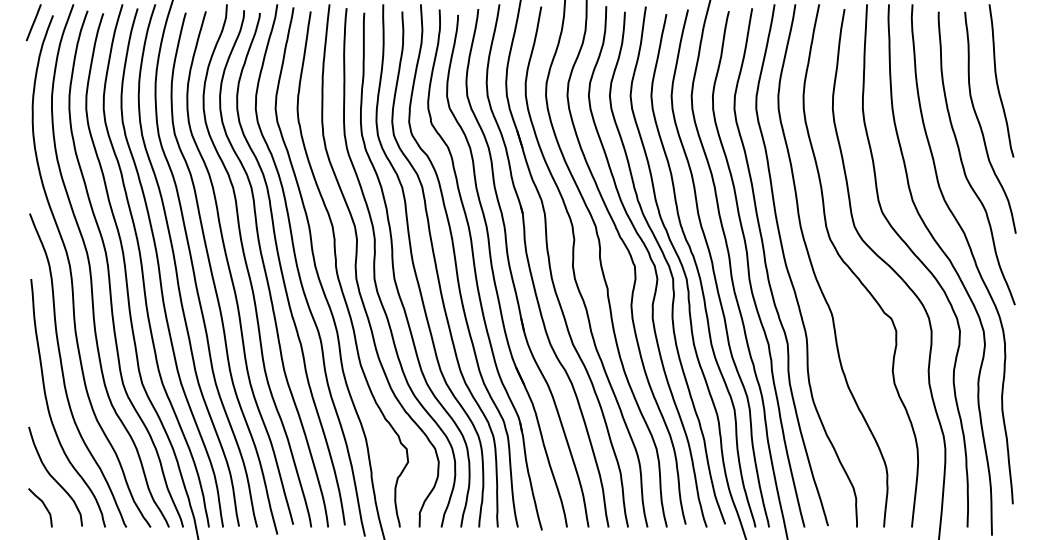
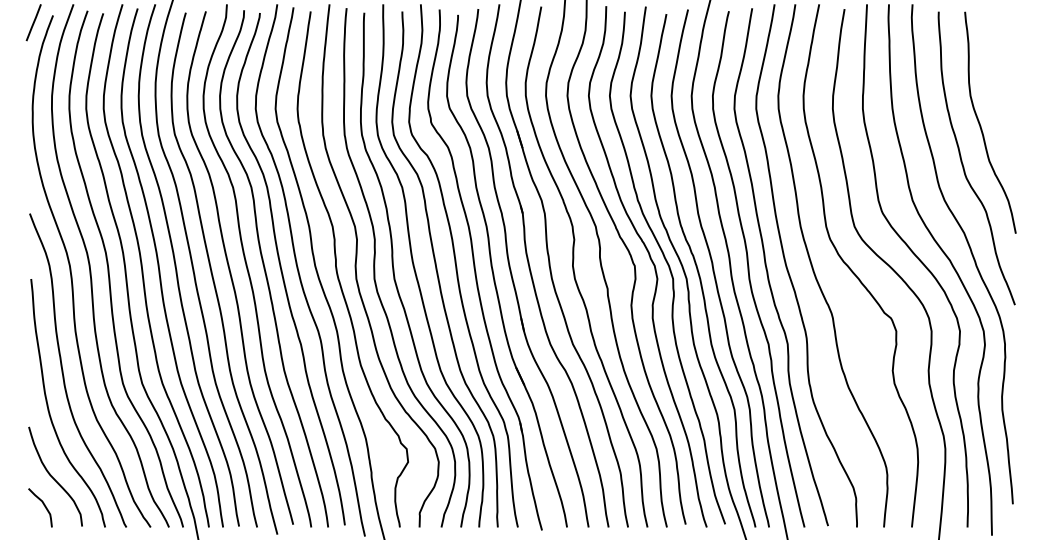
curve: present -> none (997, 80)
